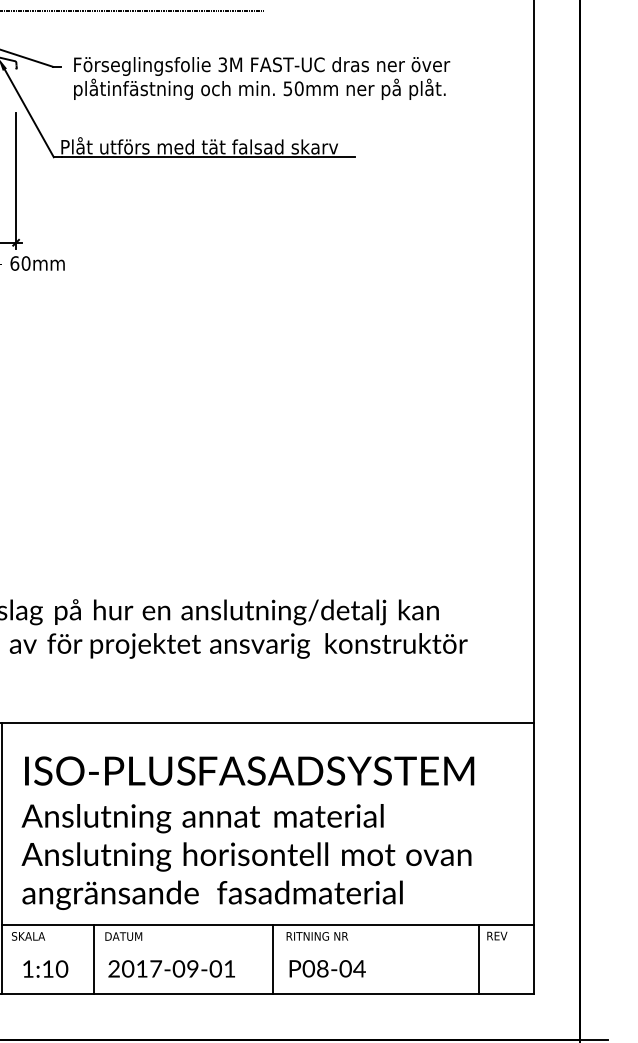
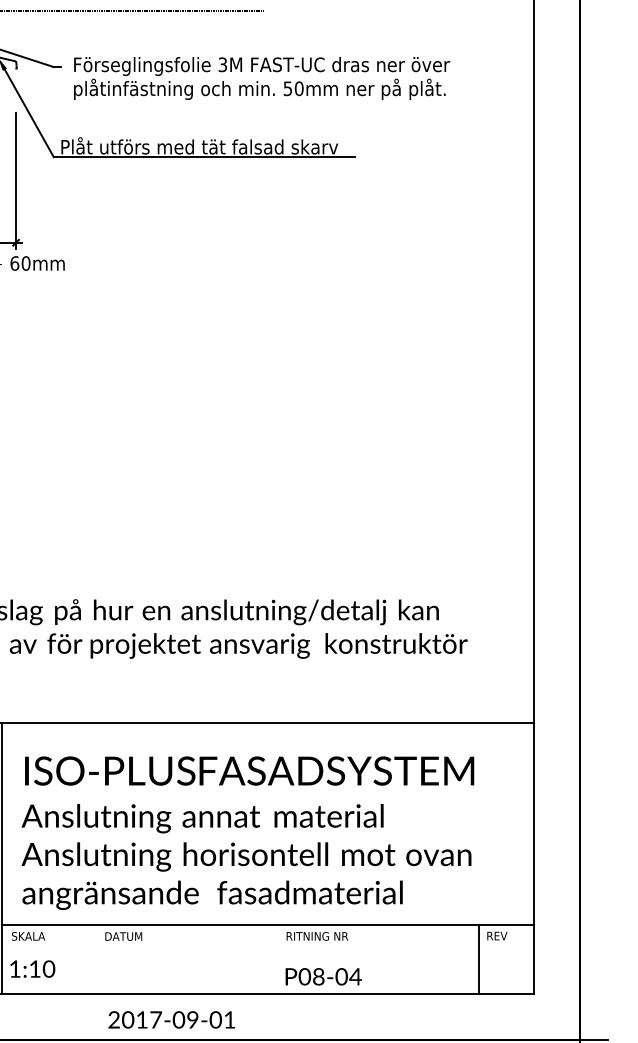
line: present -> none (94, 958)
line: present -> none (272, 958)
text position: (45, 968) -> (32, 968) (32, 968)
text position: (171, 968) -> (171, 1019) (171, 1019)
text position: (327, 968) -> (323, 976) (323, 976)
